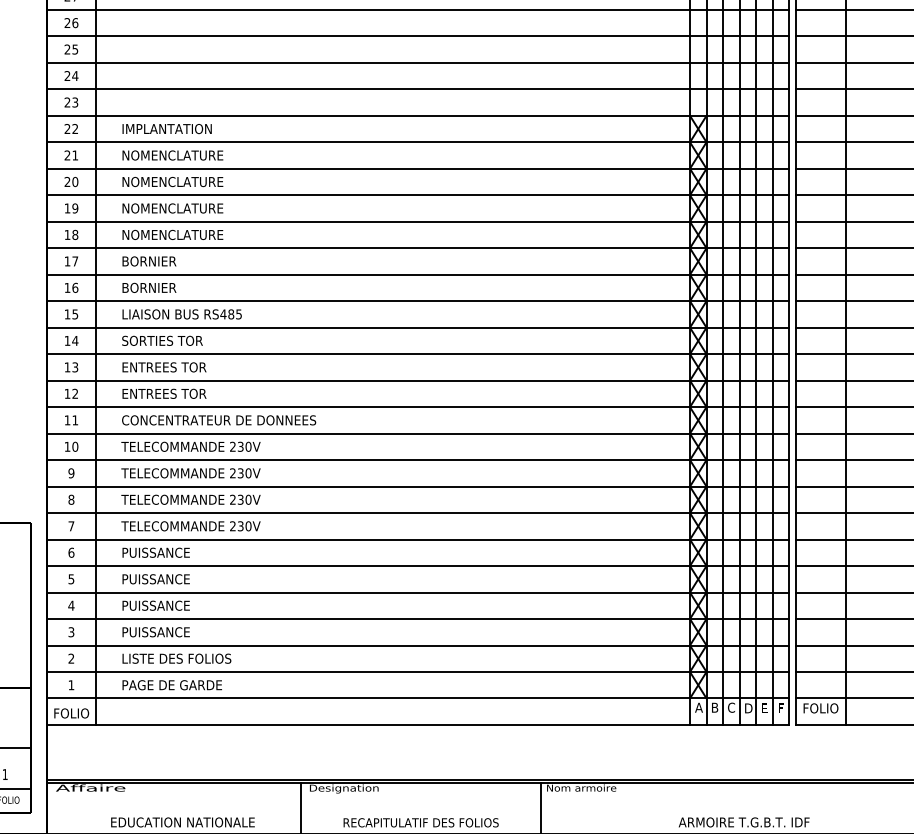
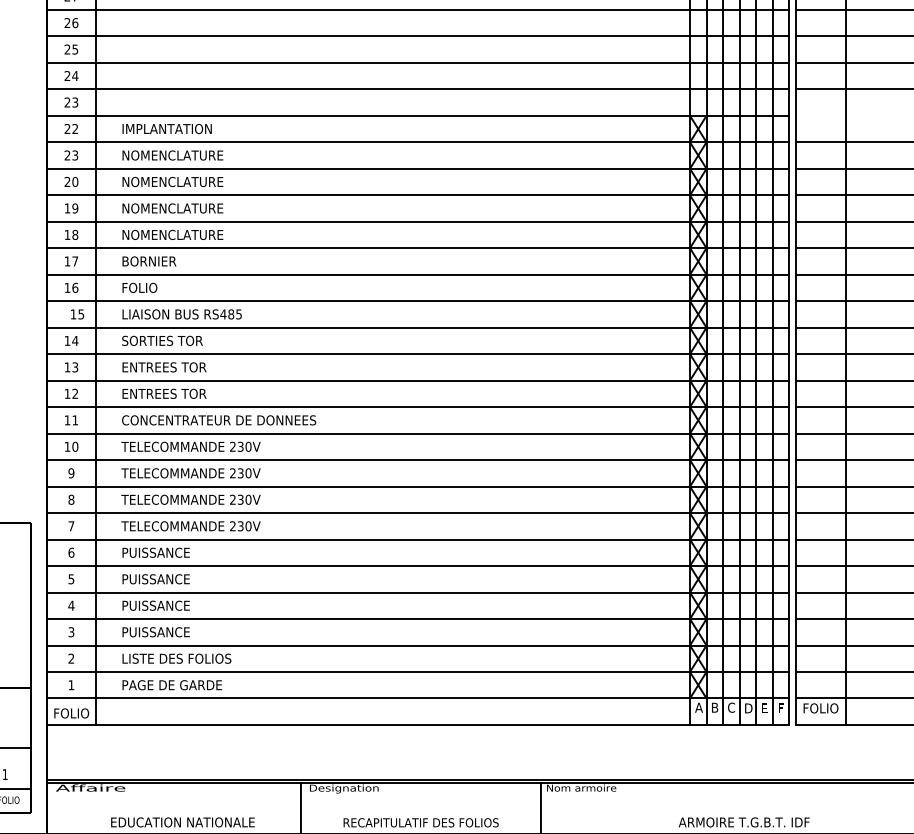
line: present -> none (852, 115)
text: 21 -> 23 (75, 155)
text: BORNIER -> FOLIO (149, 287)
text position: (71, 314) -> (77, 314) (77, 314)
